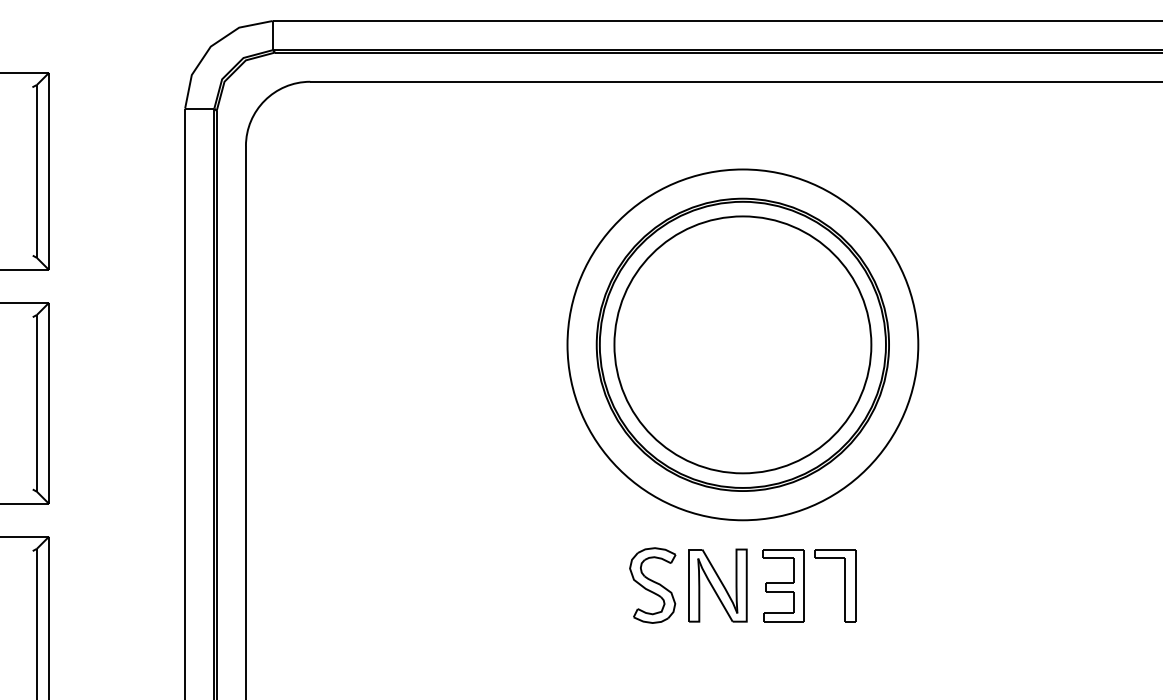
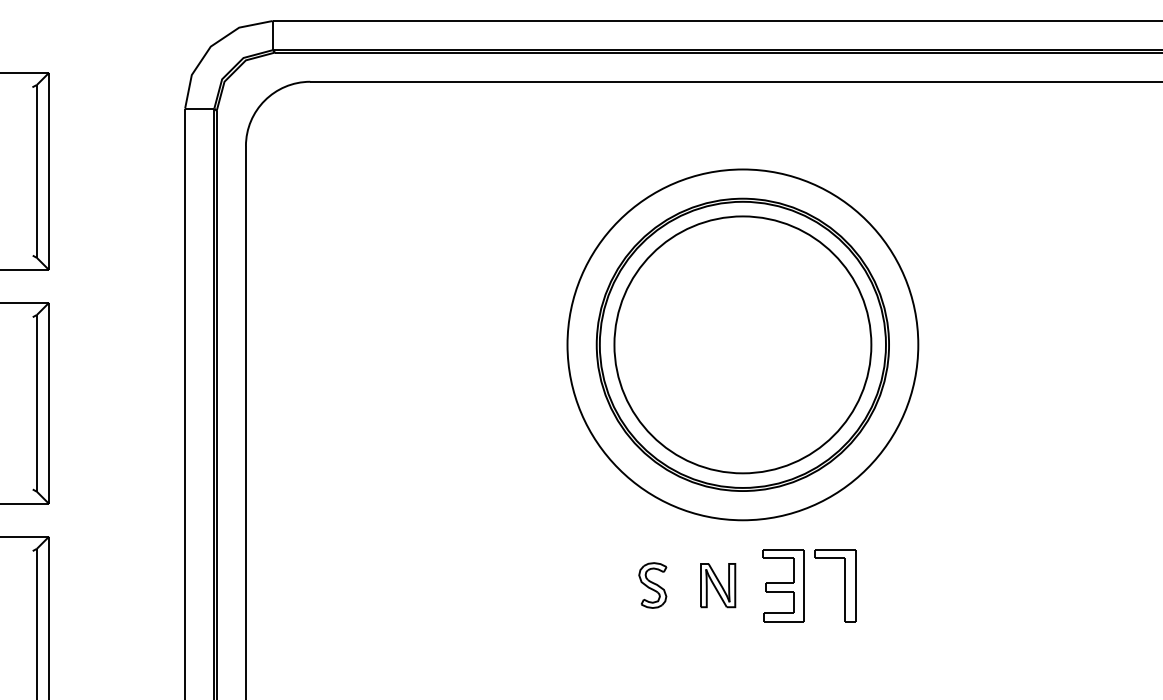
part size: 48x77 px -> 30x47 px (652, 585)
part size: 60x75 px -> 37x46 px (718, 585)
